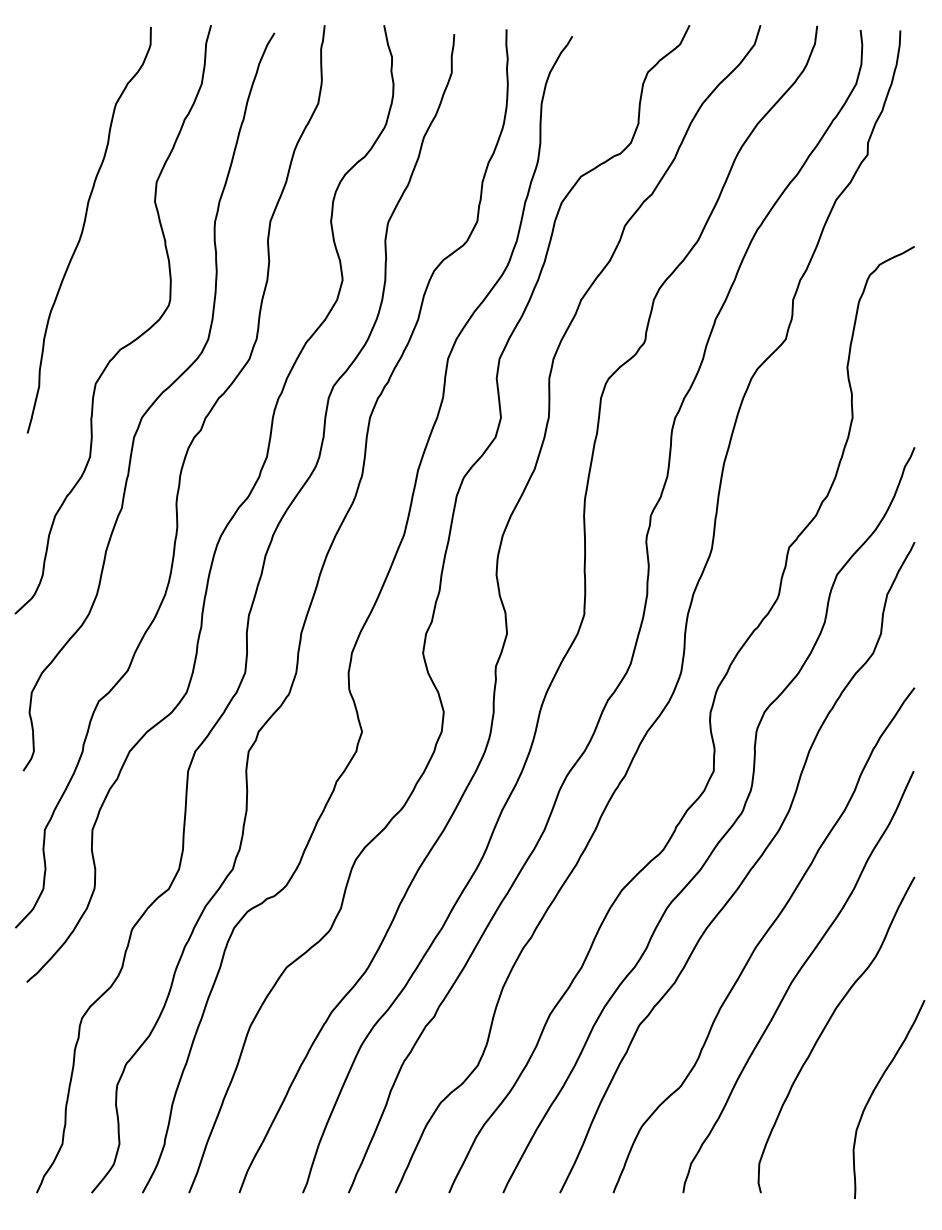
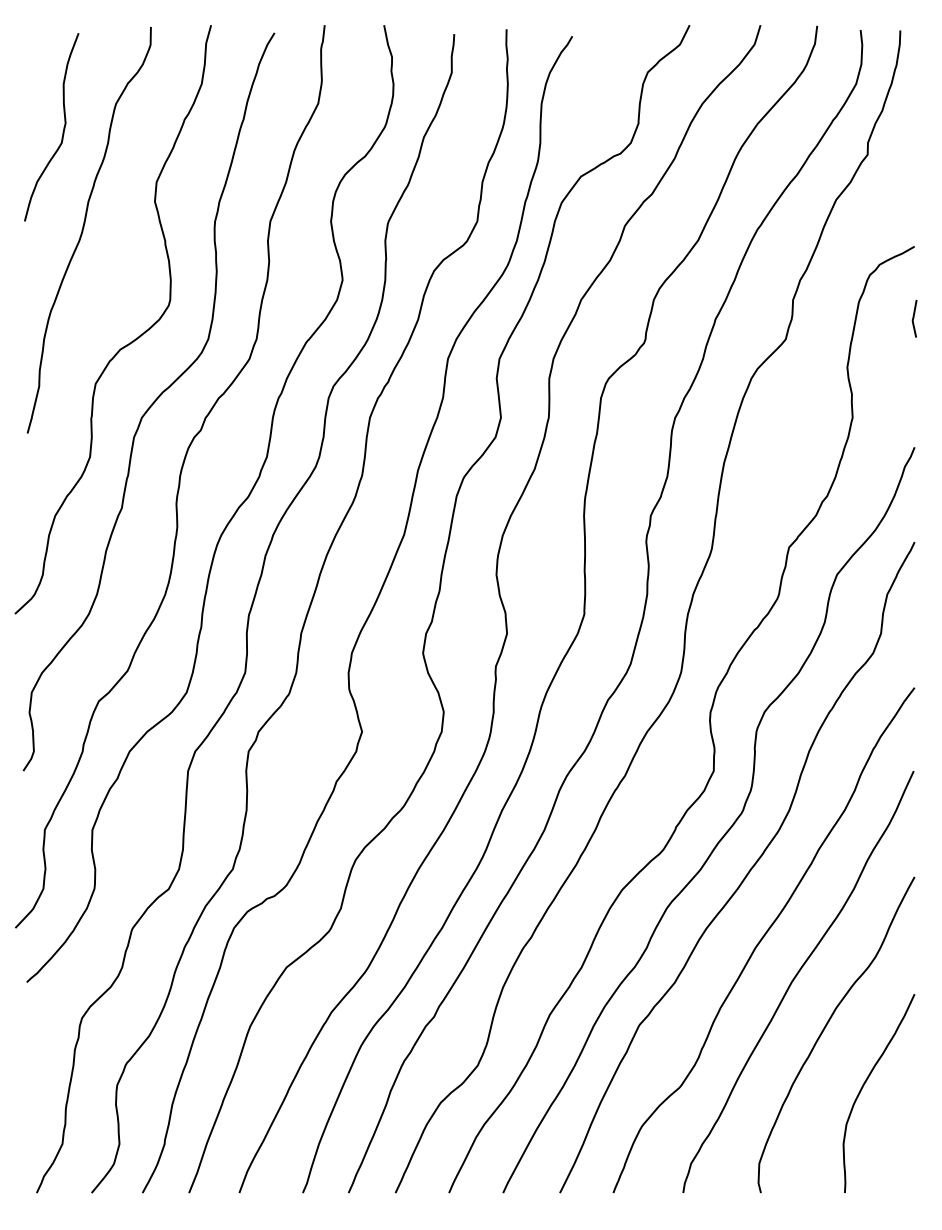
curve: none -> present (62, 131)
line: none -> present (914, 318)
curve position: (874, 1091) -> (864, 1085) (864, 1085)
